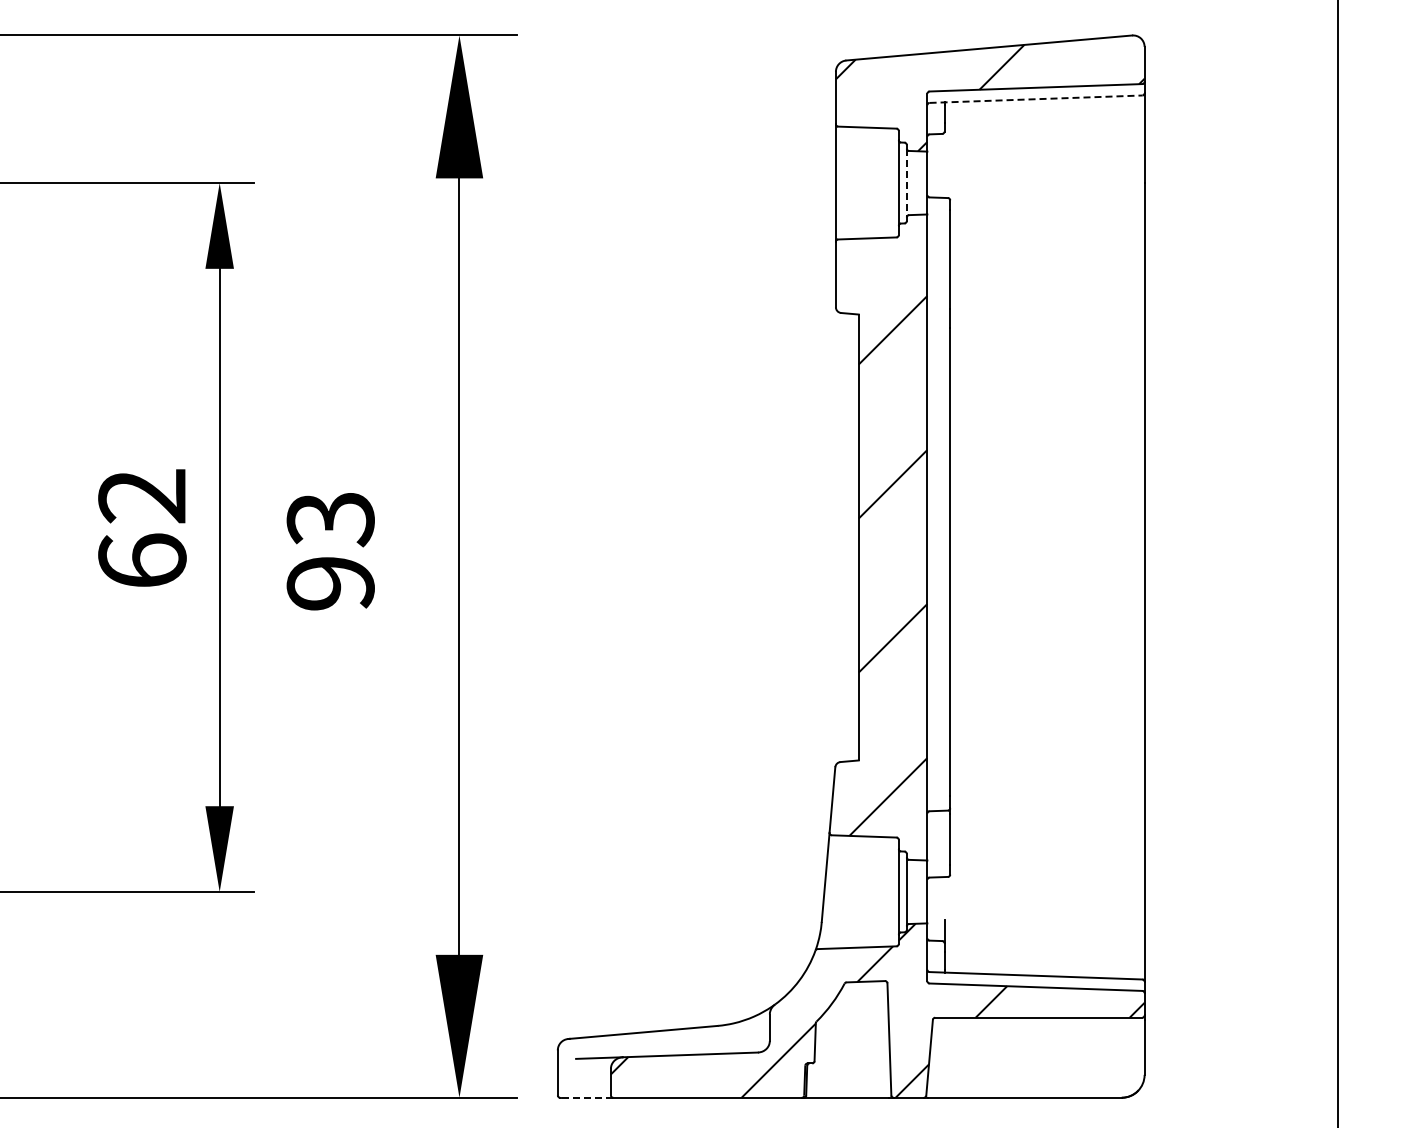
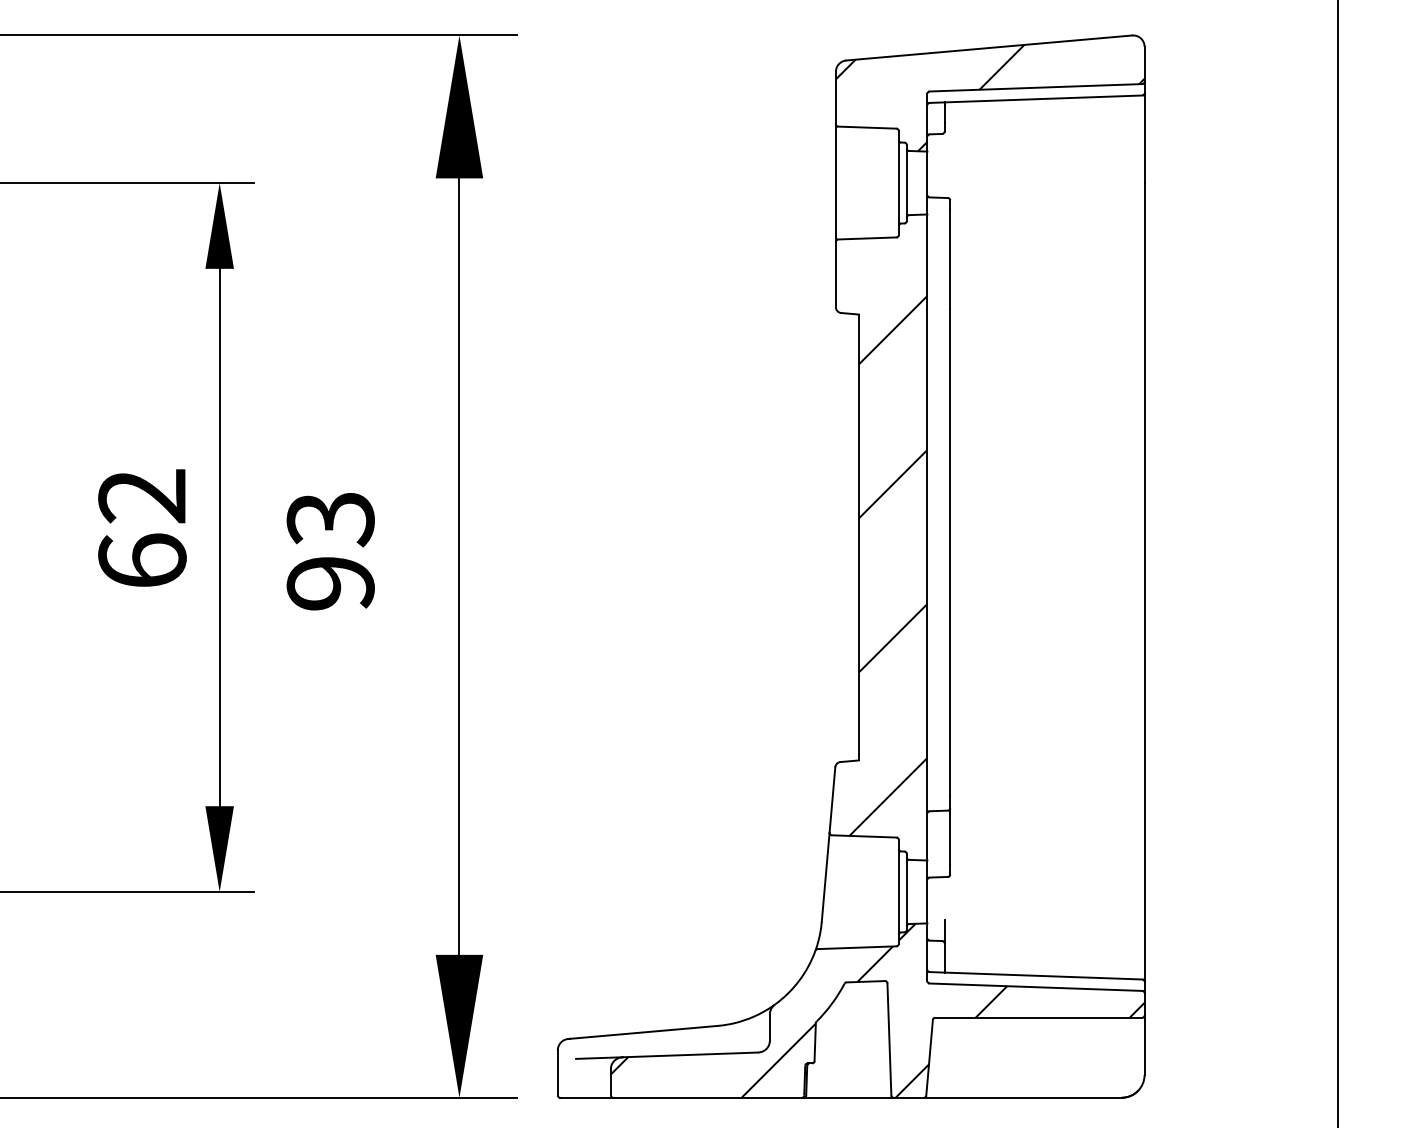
line: dashed -> solid (1036, 99)
line: dashed -> solid (906, 183)
line: dashed -> solid (586, 1097)
